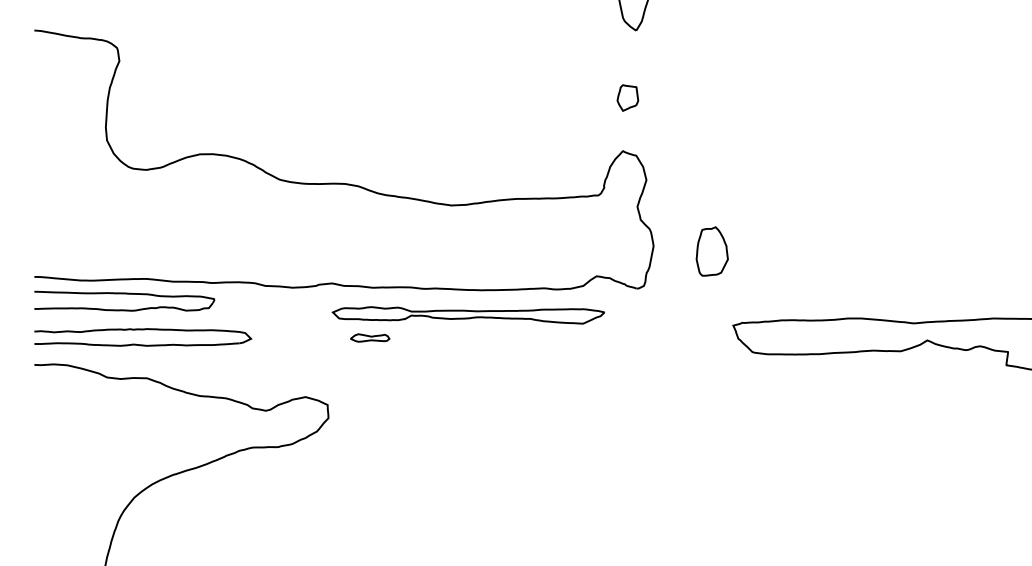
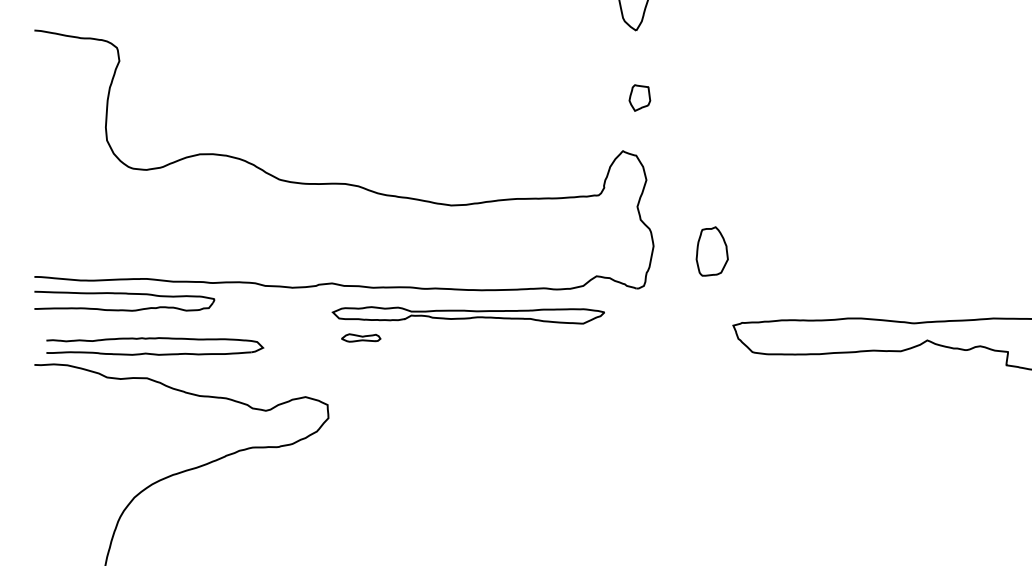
part position: (627, 97) -> (639, 97) (639, 97)
part position: (143, 330) -> (155, 339) (155, 339)
part position: (370, 337) -> (361, 337) (361, 337)
